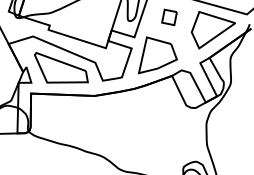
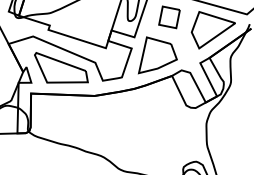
part size: 17x19 px -> 23x25 px (169, 17)
